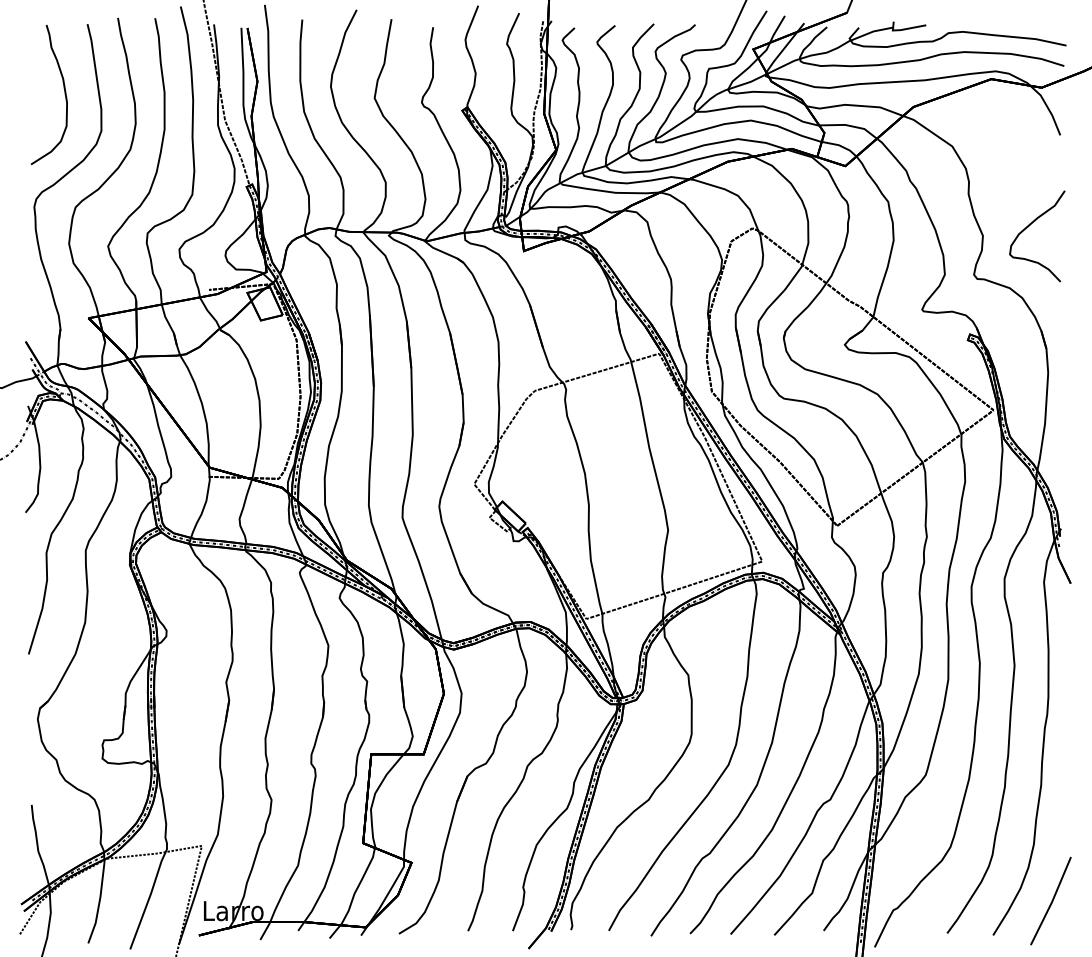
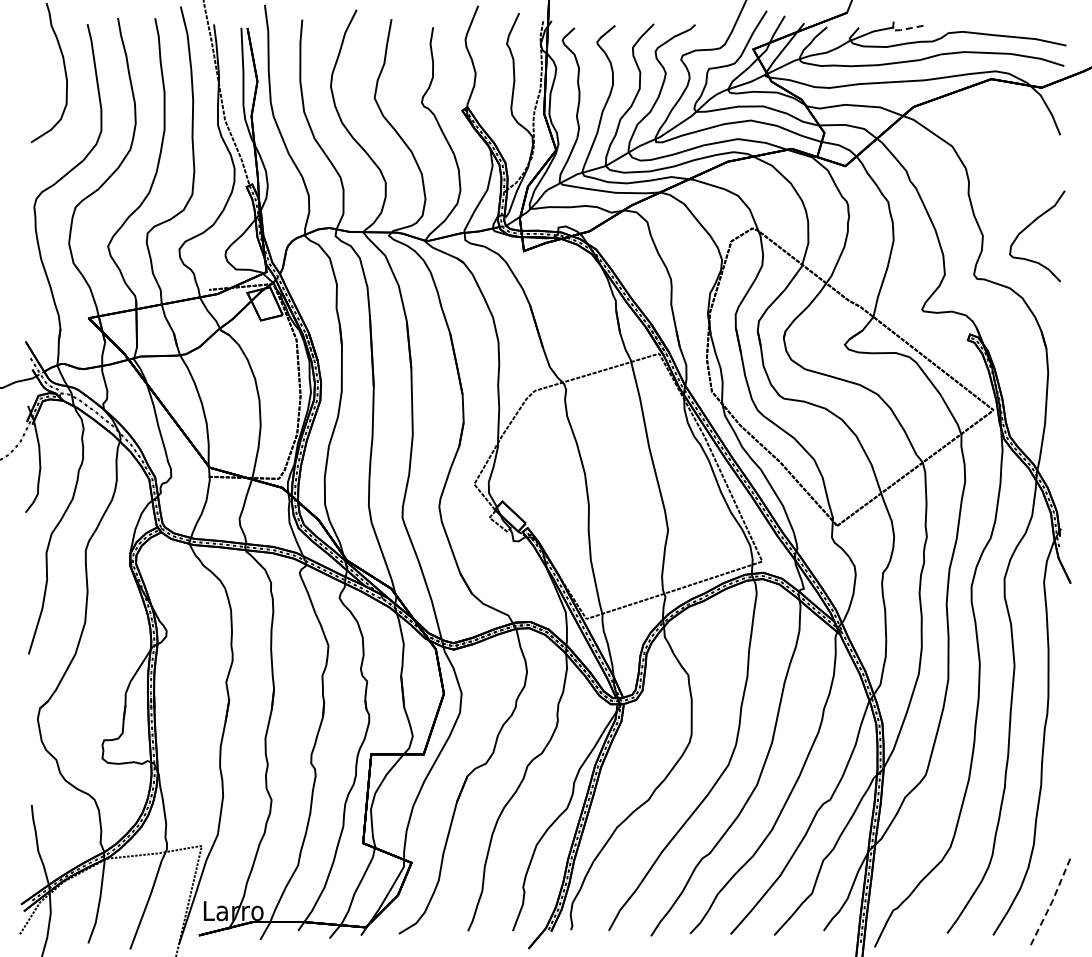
line: solid -> dashed (904, 29)
curve position: (64, 94) -> (64, 72) (64, 72)
line: solid -> dashed (1052, 902)
